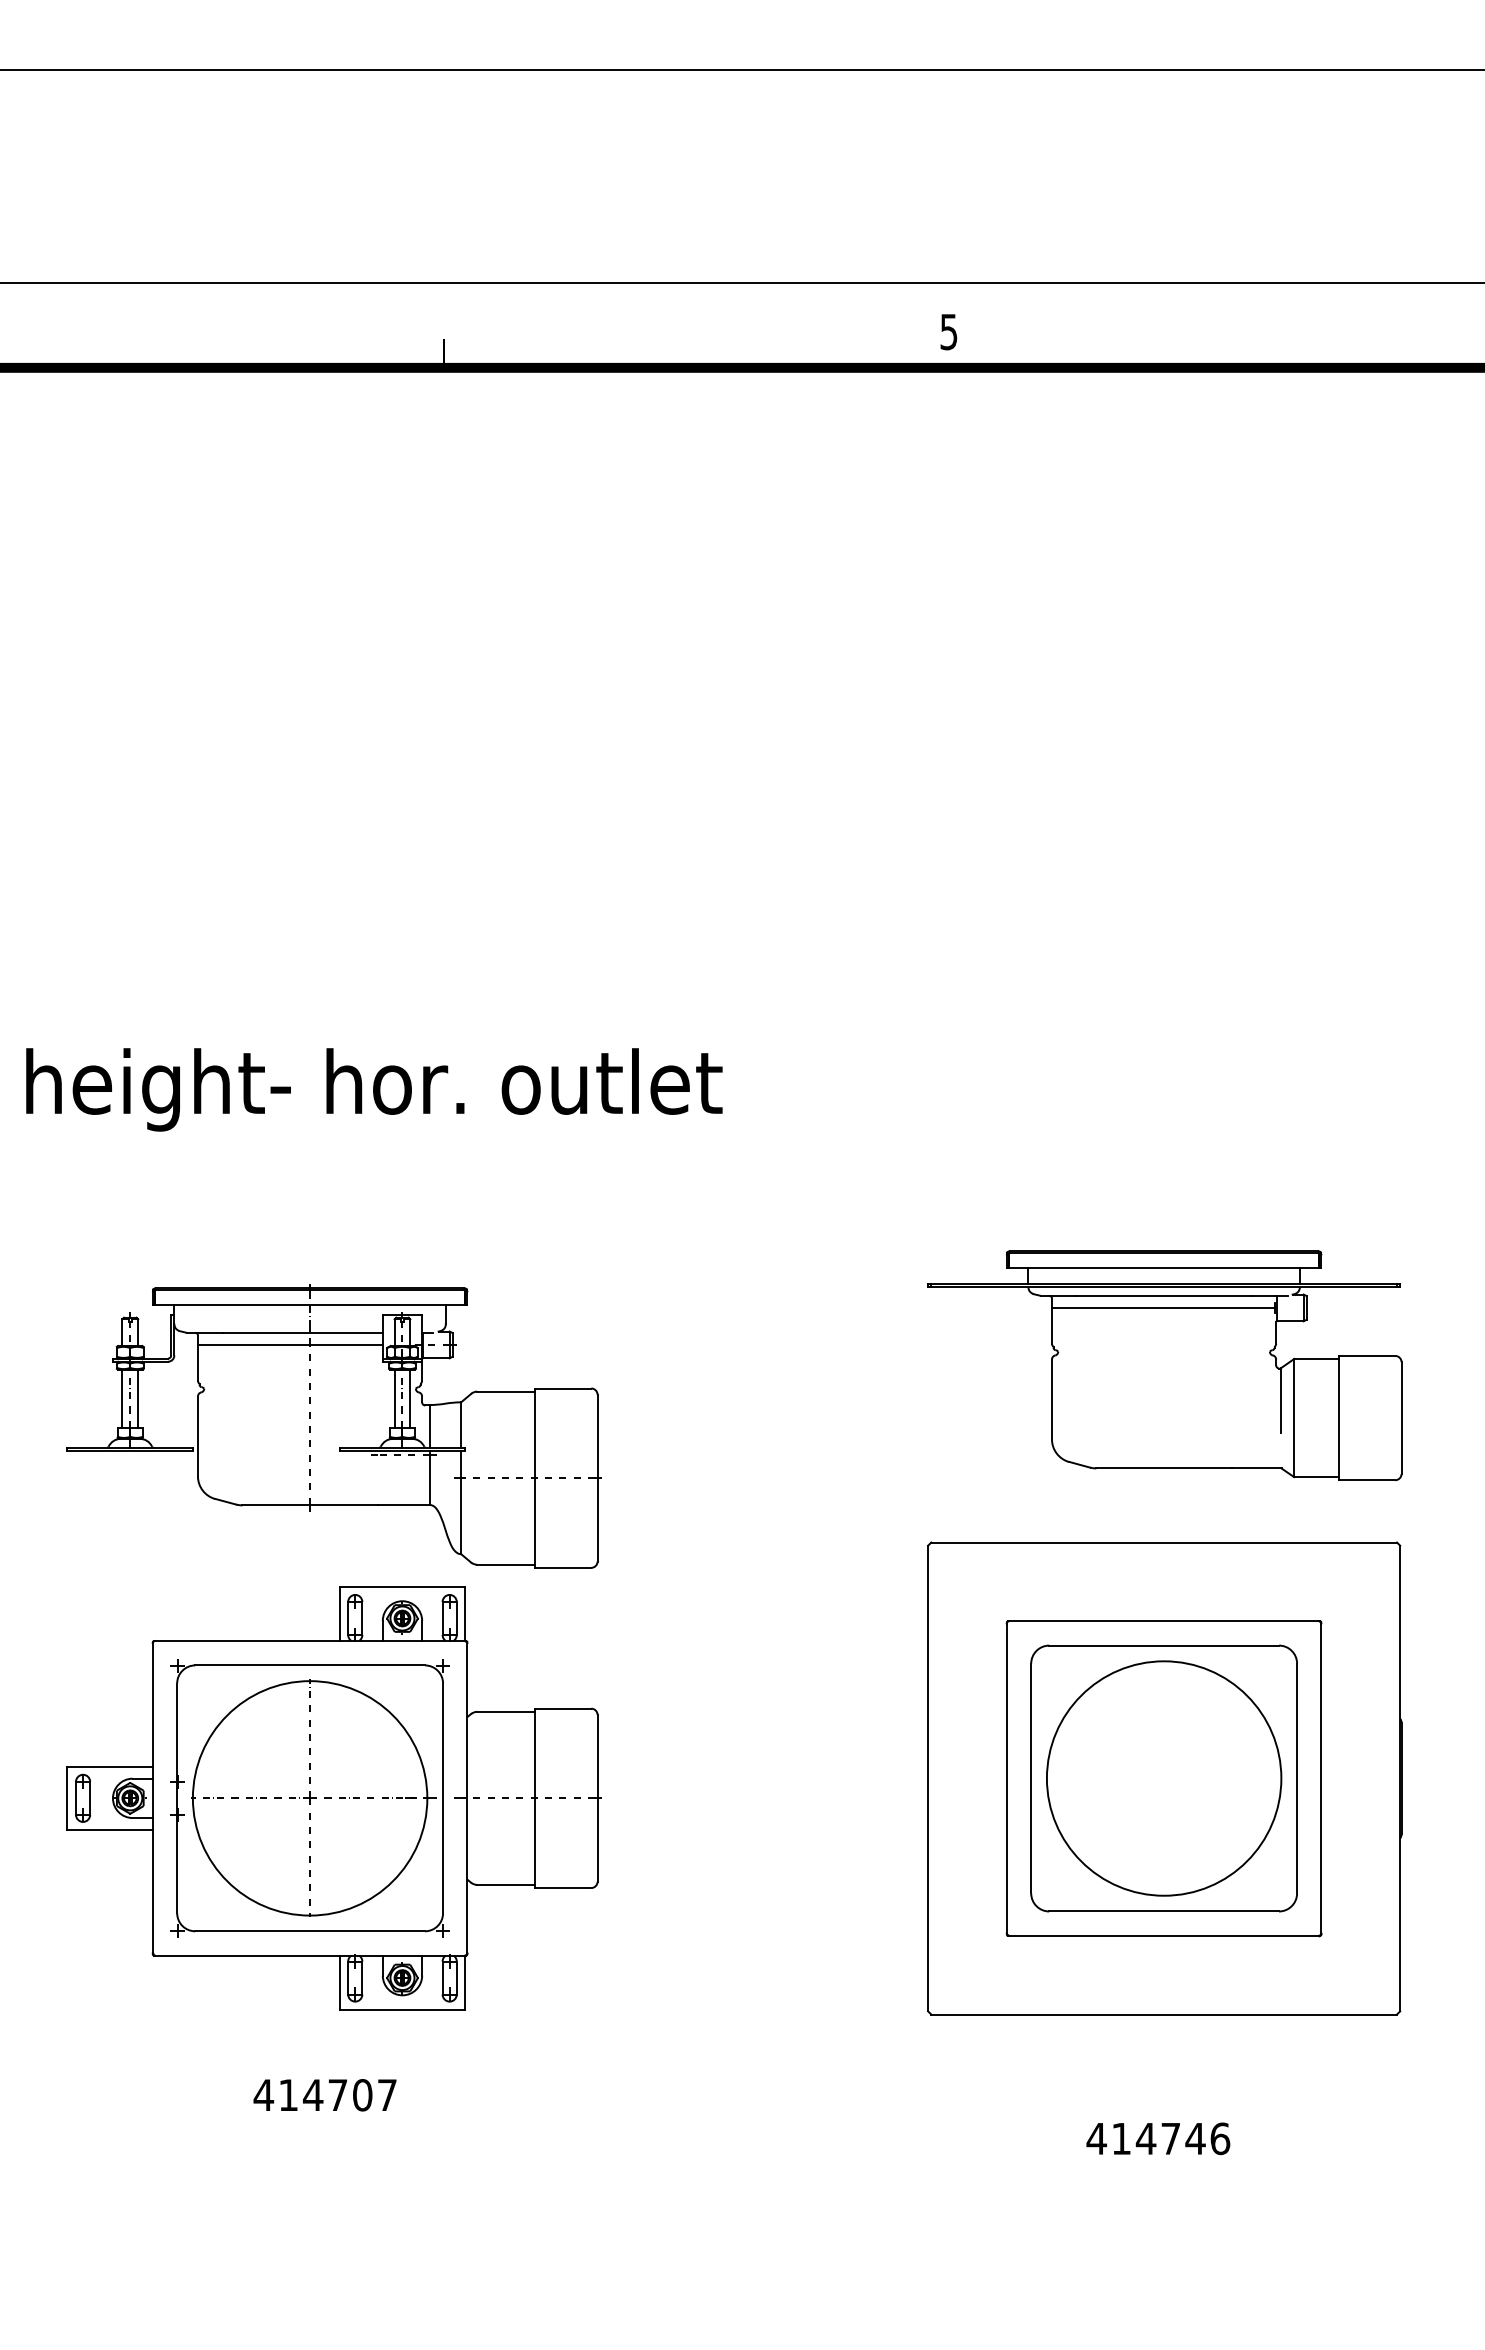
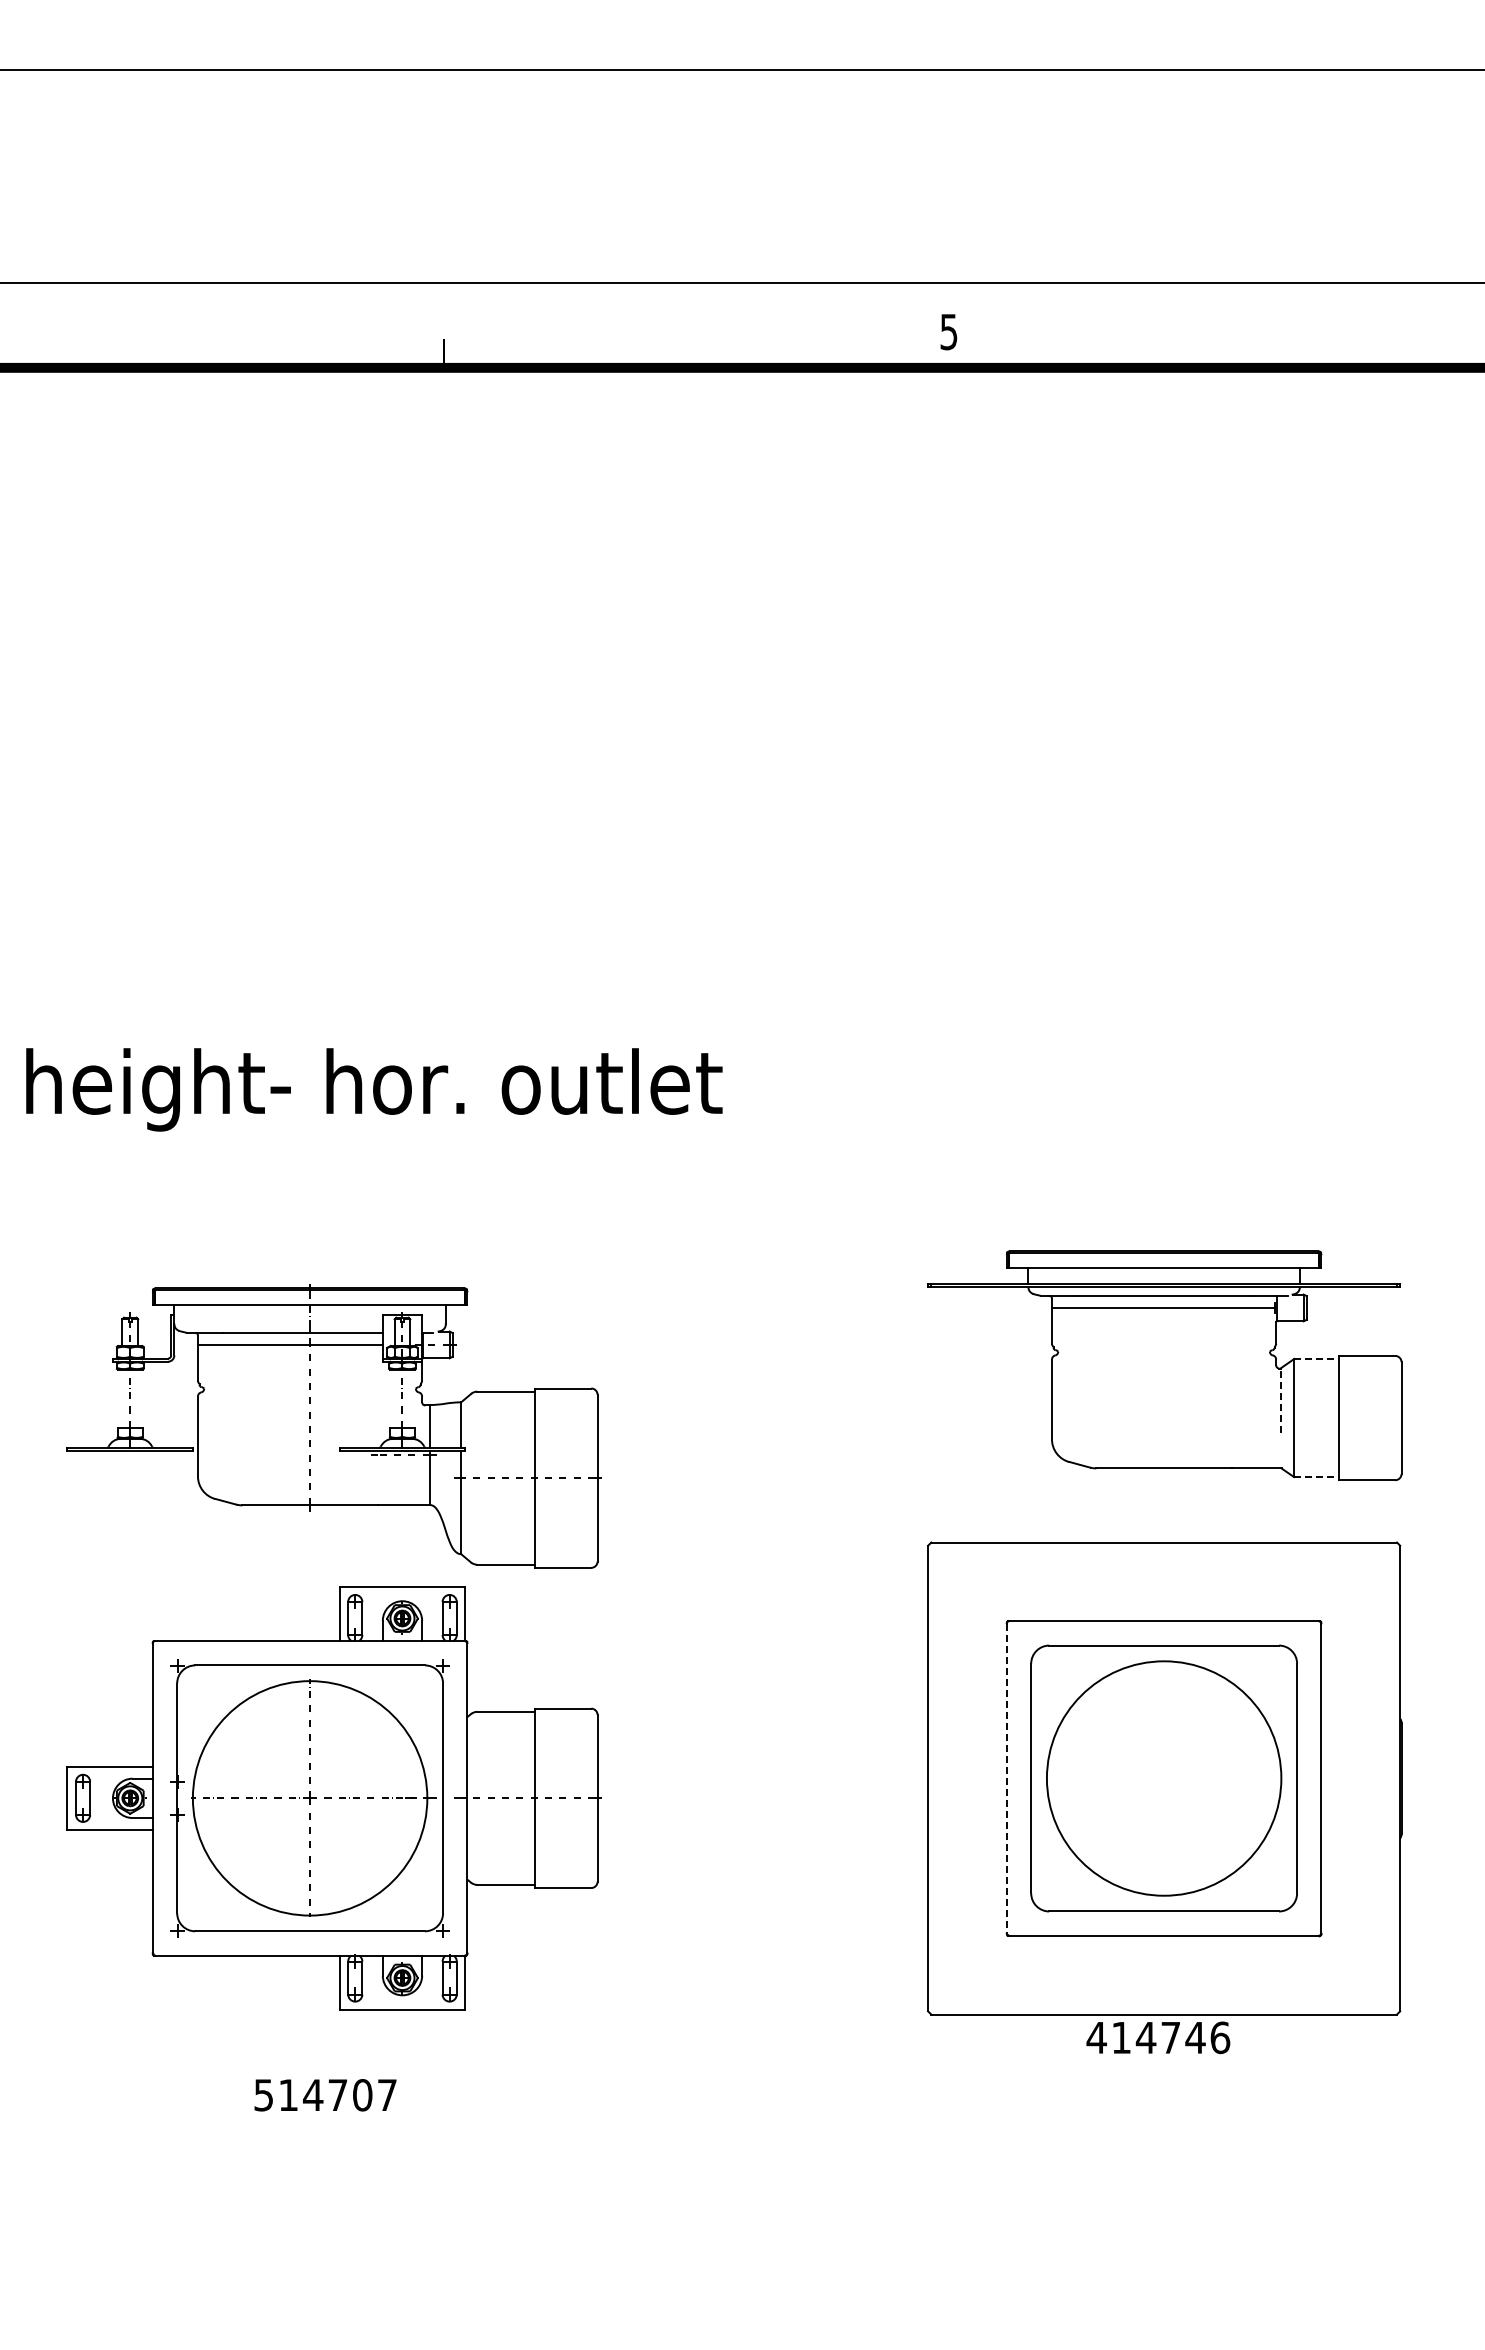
line: solid -> dashed (1316, 1359)
line: present -> none (122, 1398)
line: present -> none (138, 1398)
line: present -> none (394, 1398)
line: present -> none (410, 1398)
line: solid -> dashed (1281, 1399)
line: solid -> dashed (1316, 1477)
line: solid -> dashed (1006, 1778)
text: 414707 -> 514707 (263, 2095)
text position: (1158, 2138) -> (1158, 2037) (1158, 2037)
